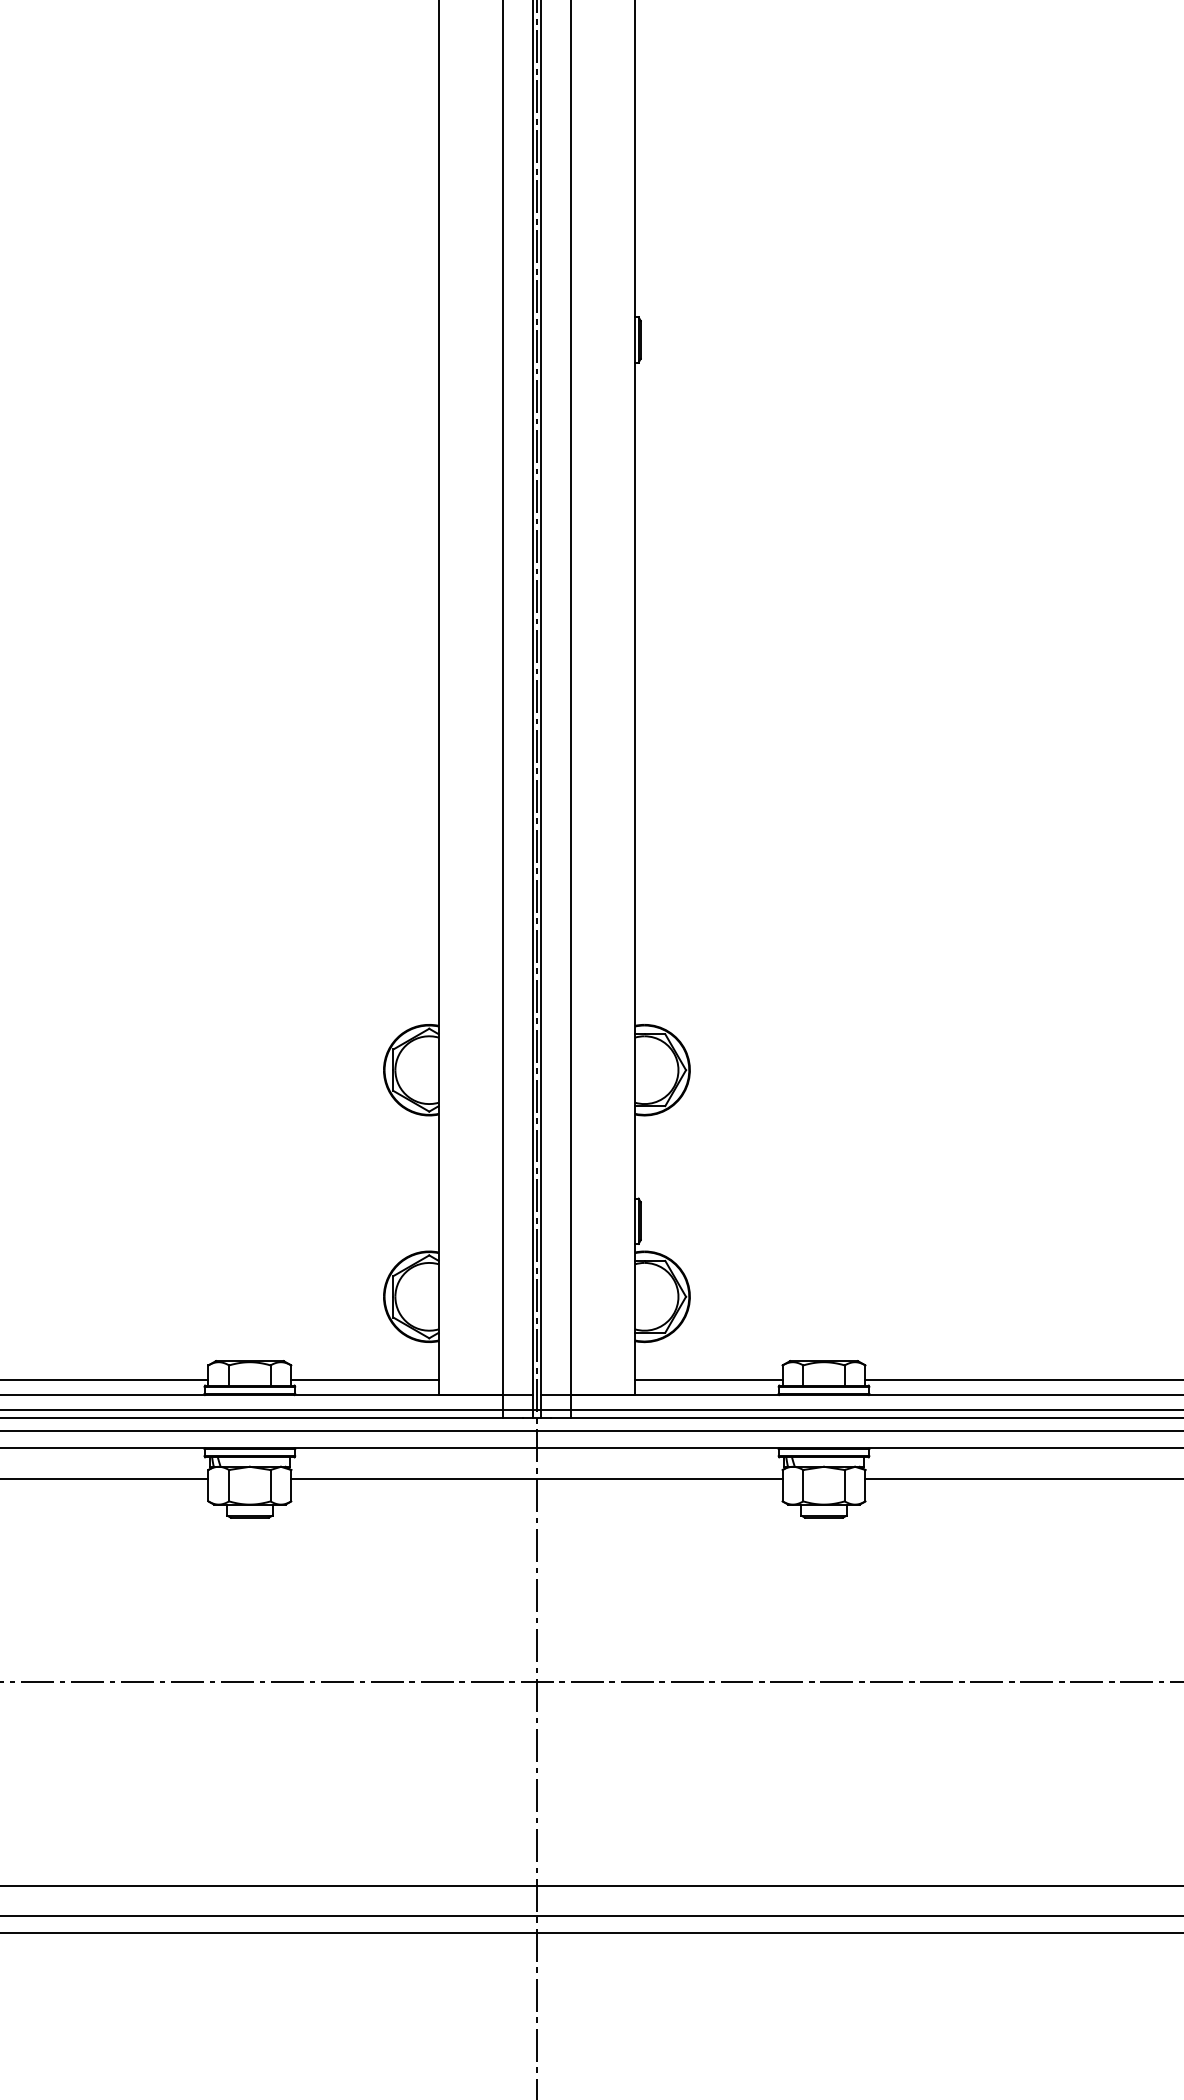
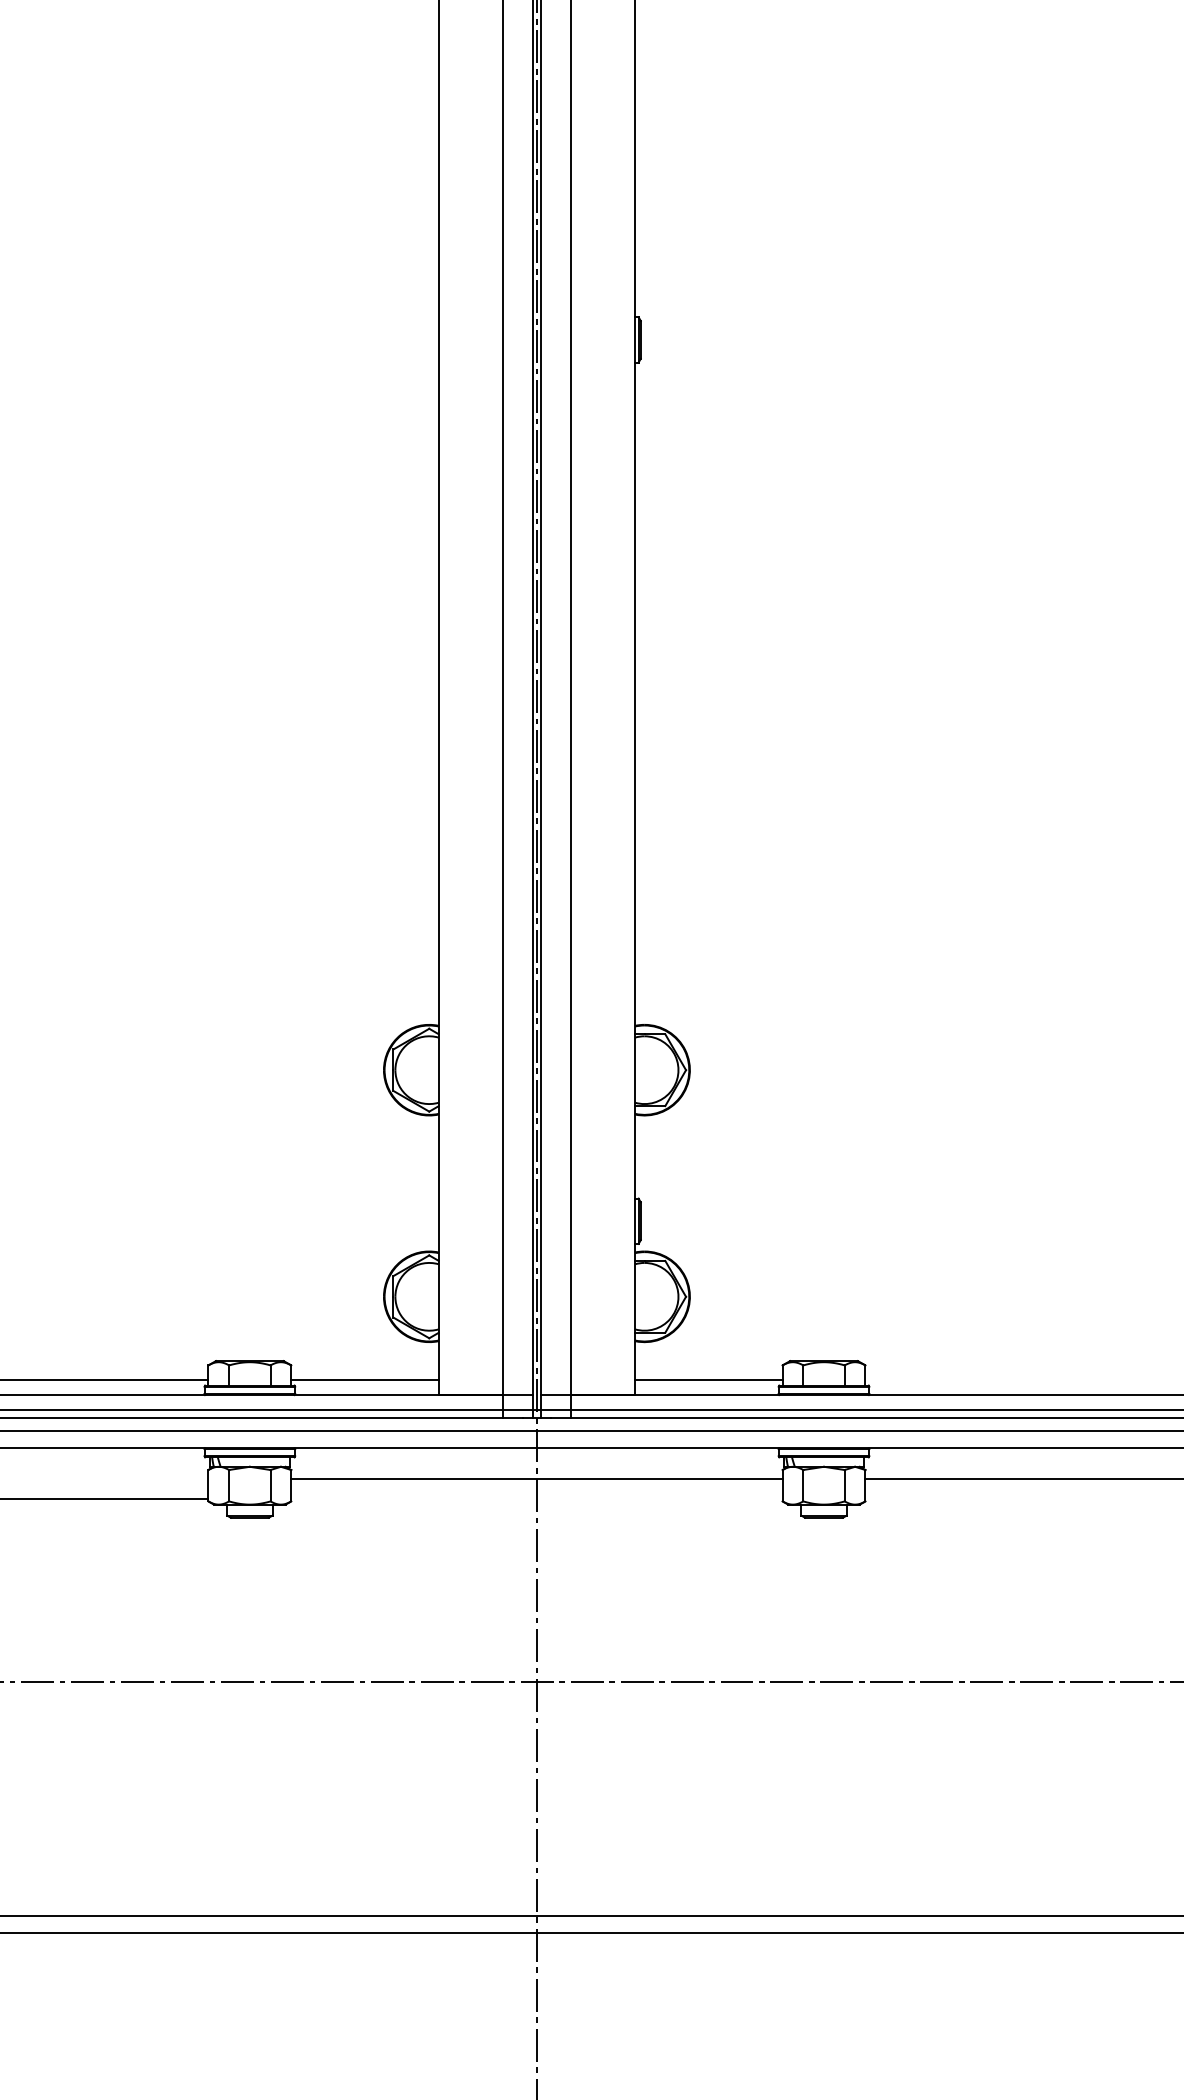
line: present -> none (1022, 1379)
line position: (105, 1478) -> (105, 1498) (105, 1498)
line: present -> none (591, 1885)
